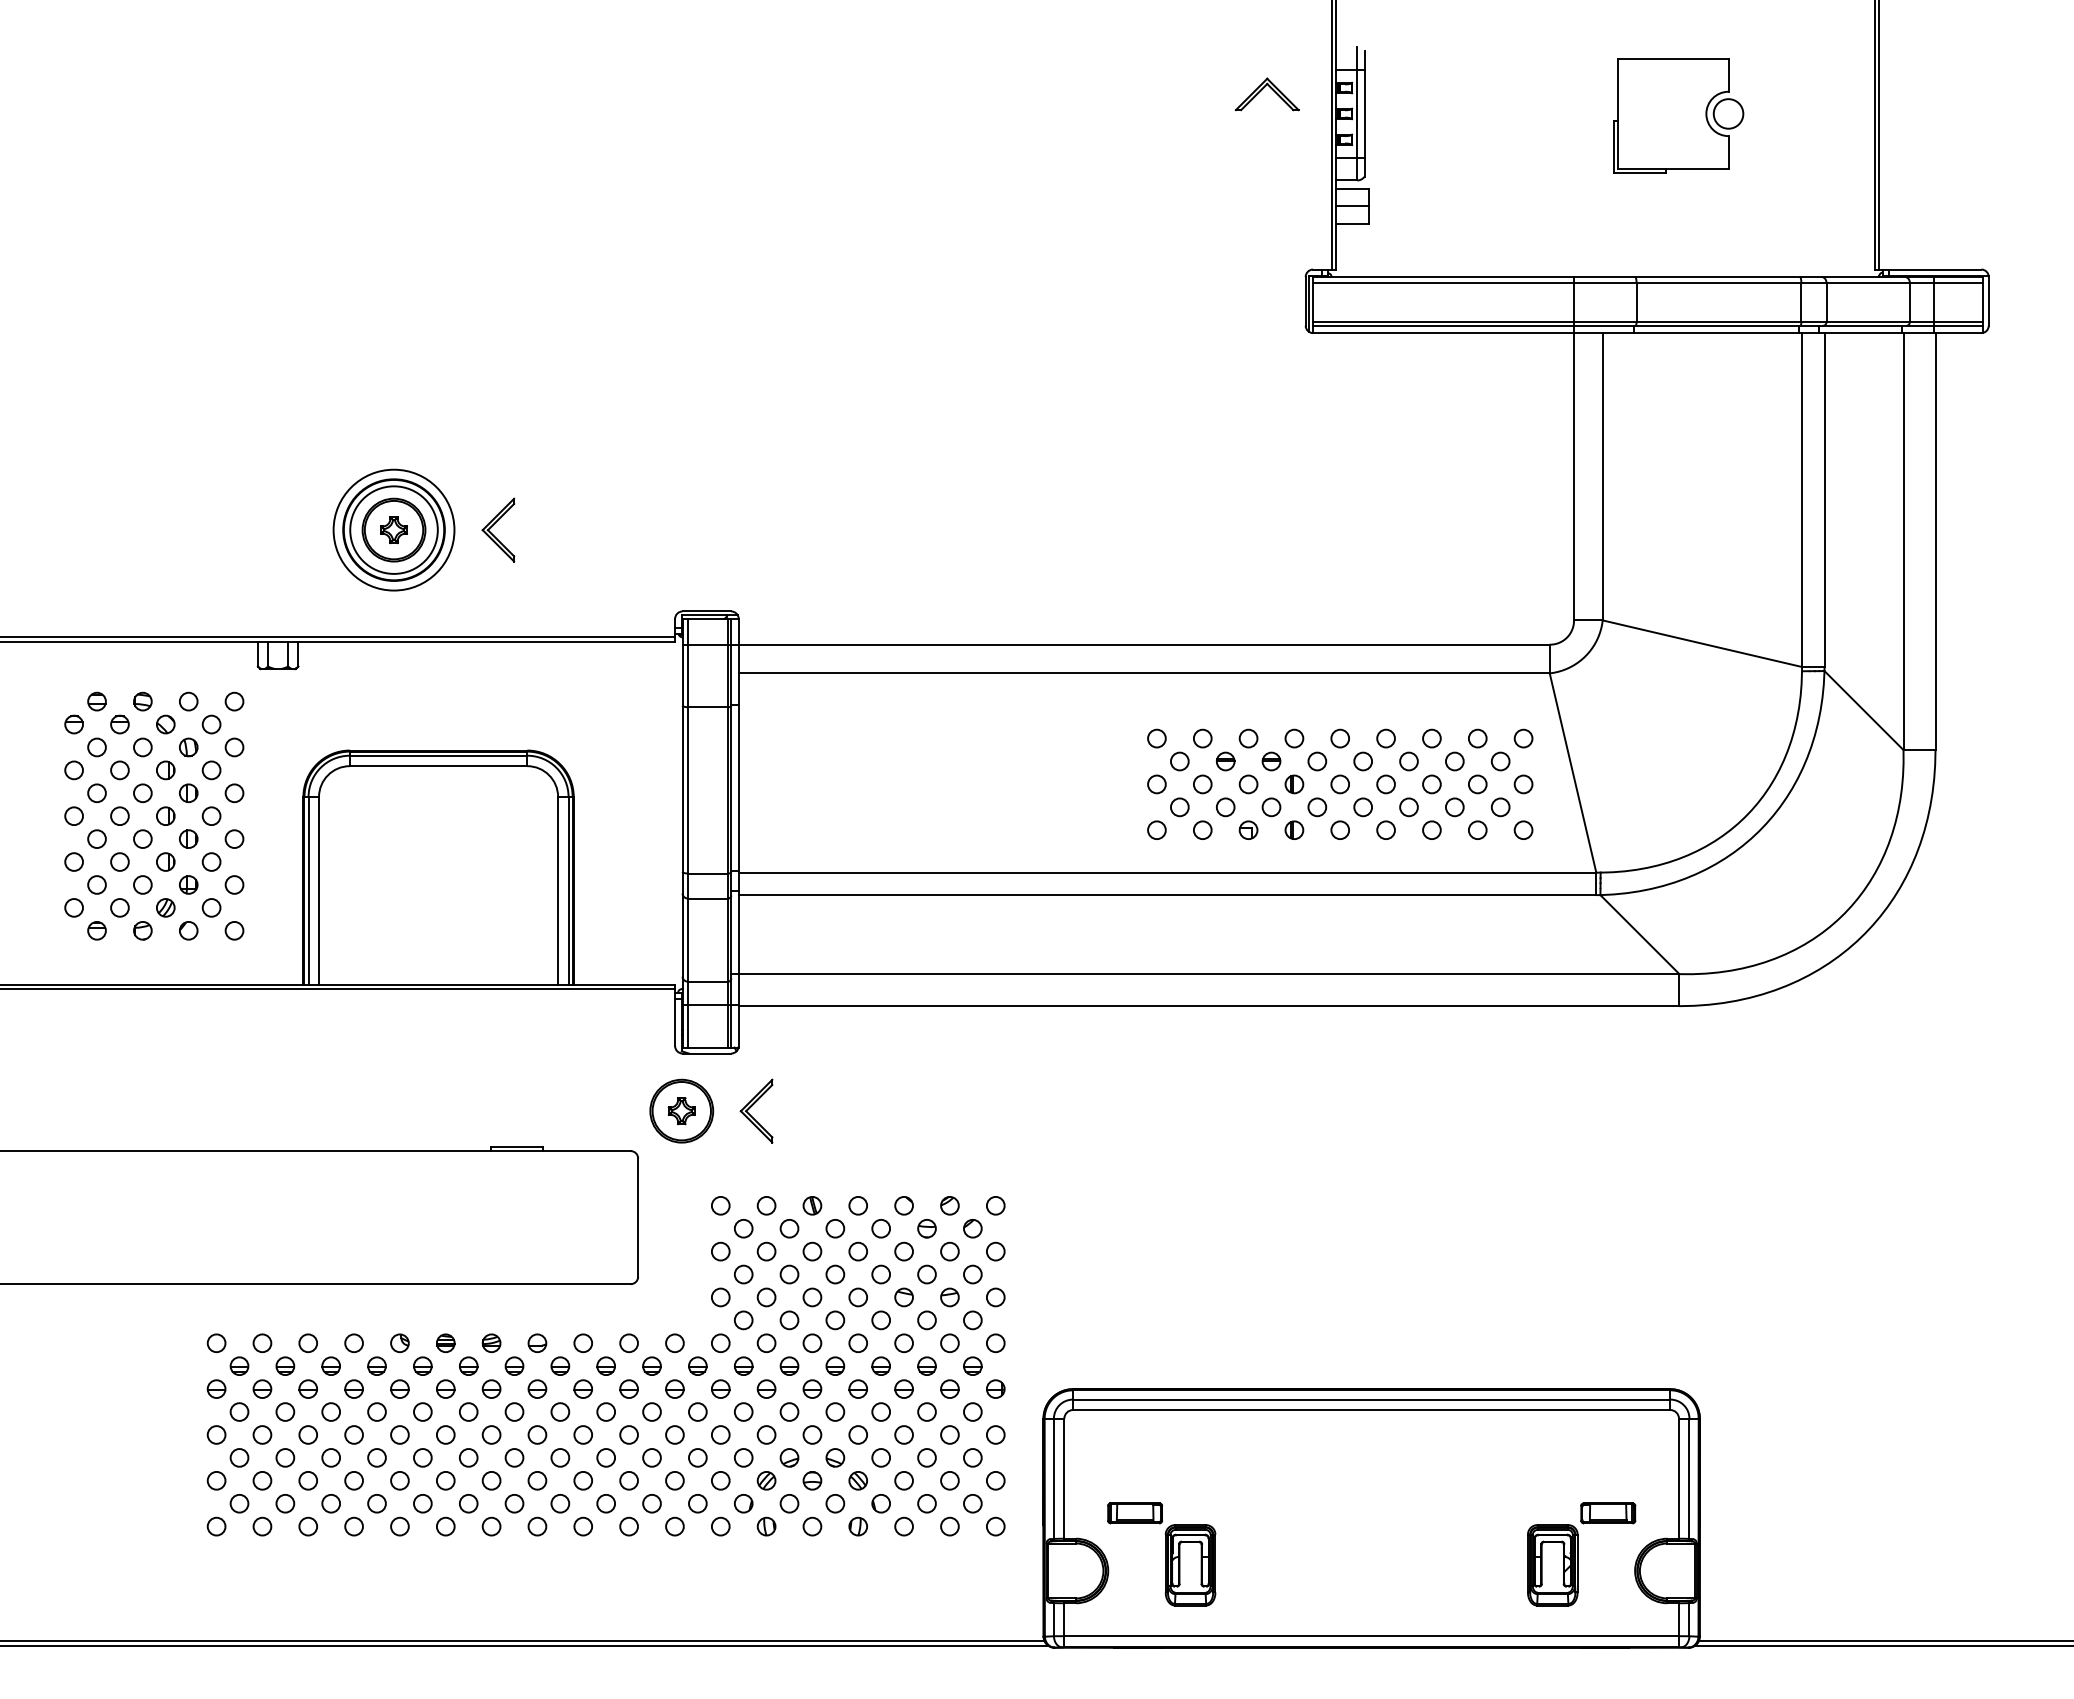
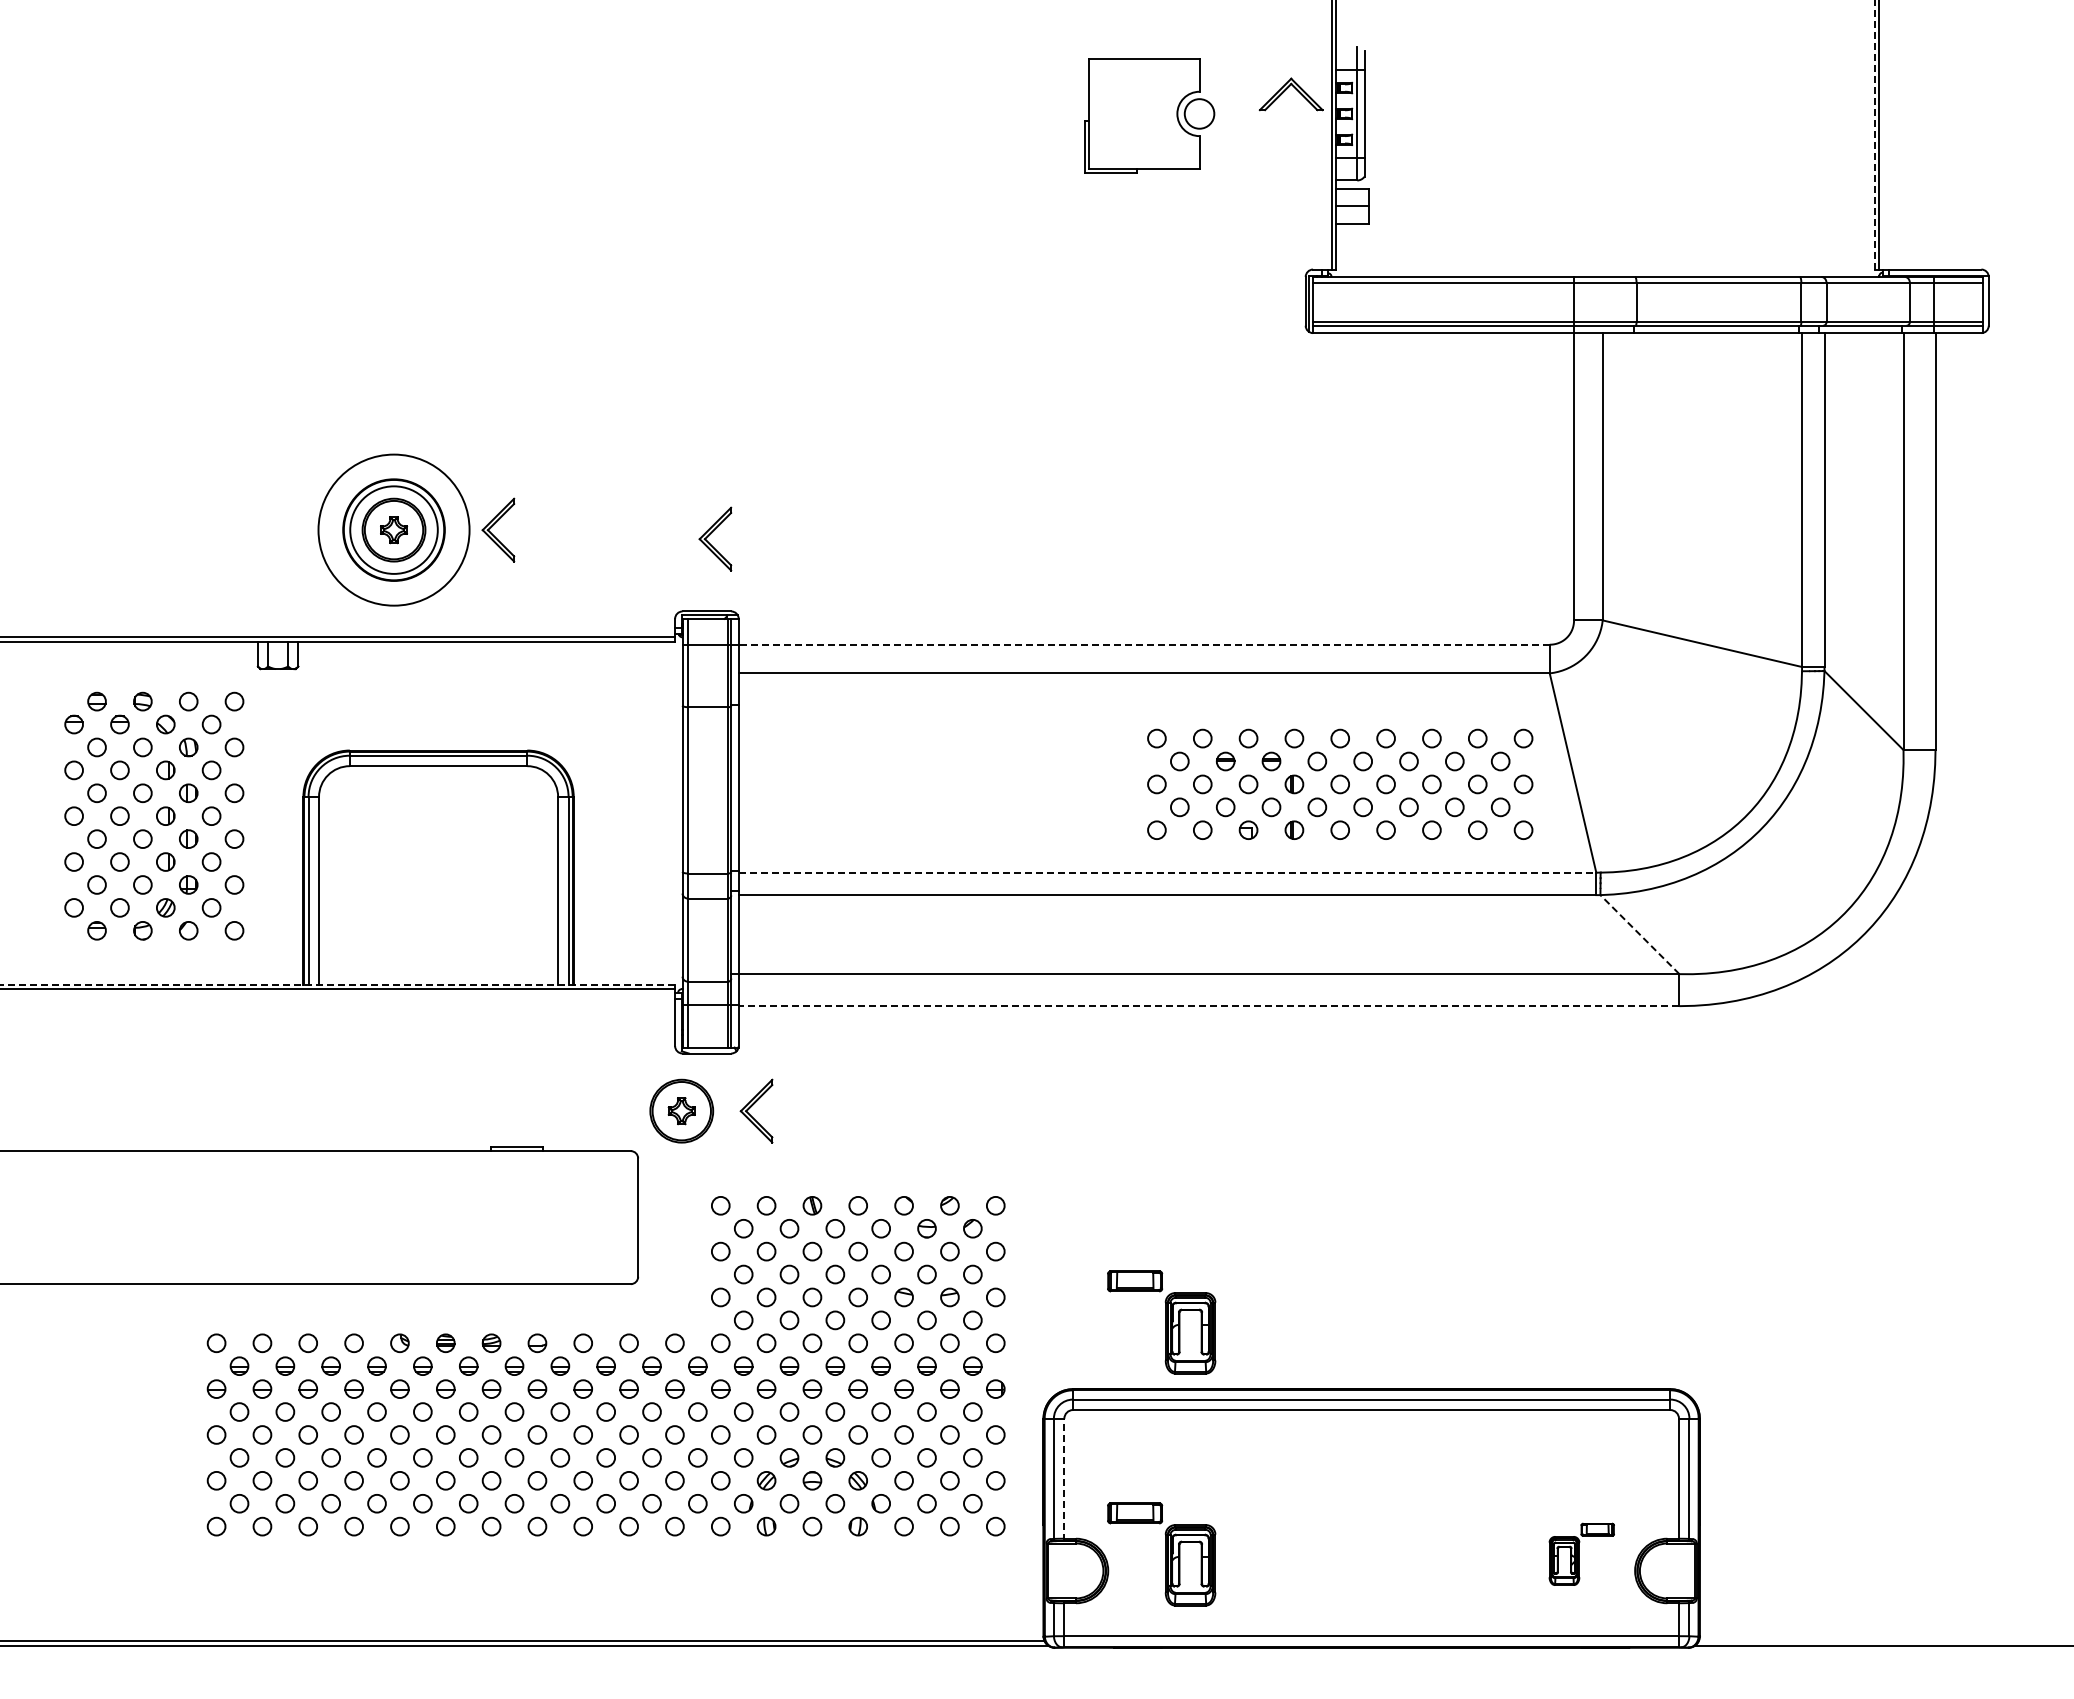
part position: (1266, 94) -> (1290, 94) (1290, 94)
part position: (1678, 115) -> (1149, 115) (1149, 115)
line: solid -> dashed (1874, 134)
circle diameter: 121 px -> 151 px (393, 529)
part: none -> present (711, 533)
line: solid -> dashed (1144, 644)
line: solid -> dashed (1167, 872)
line: solid -> dashed (1639, 934)
line: solid -> dashed (337, 984)
line: solid -> dashed (1208, 1006)
part: none -> present (1161, 1322)
line: solid -> dashed (1064, 1479)
part size: 110x105 px -> 67x64 px (1581, 1553)
line: present -> none (1884, 1641)
